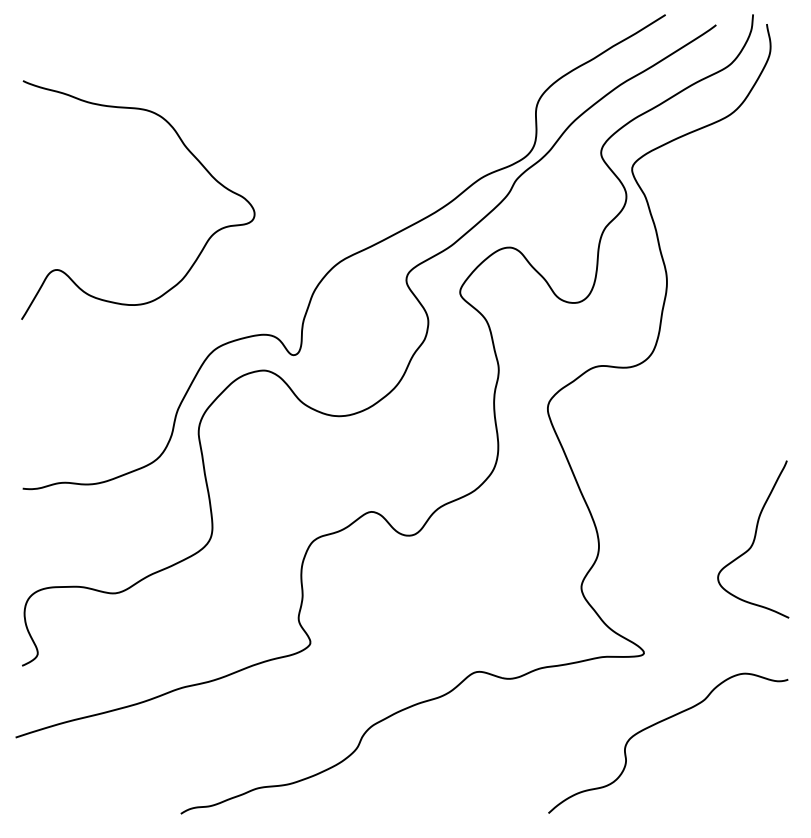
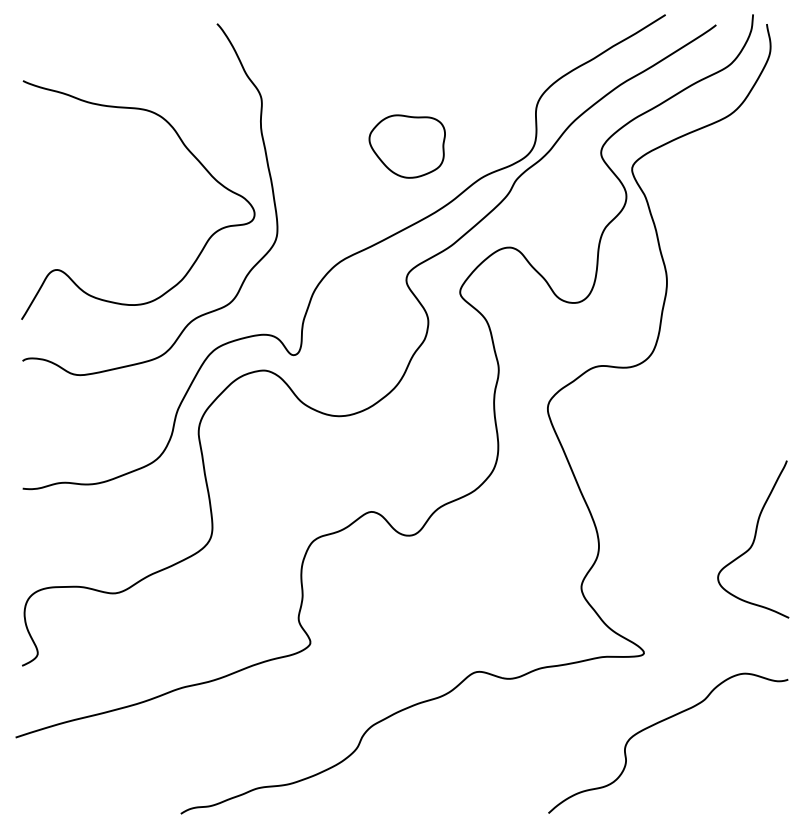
part: none -> present (406, 146)
curve: none -> present (268, 173)
